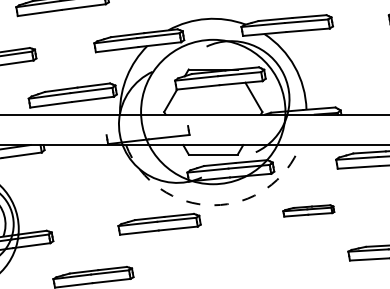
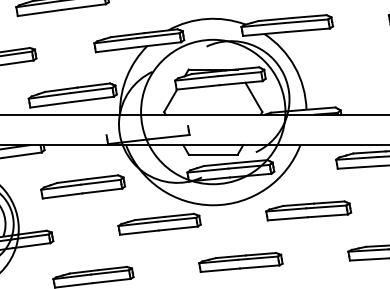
part: none -> present (83, 186)
arc: dashed -> solid (213, 205)
part size: 54x14 px -> 88x22 px (308, 210)
part: none -> present (240, 262)
